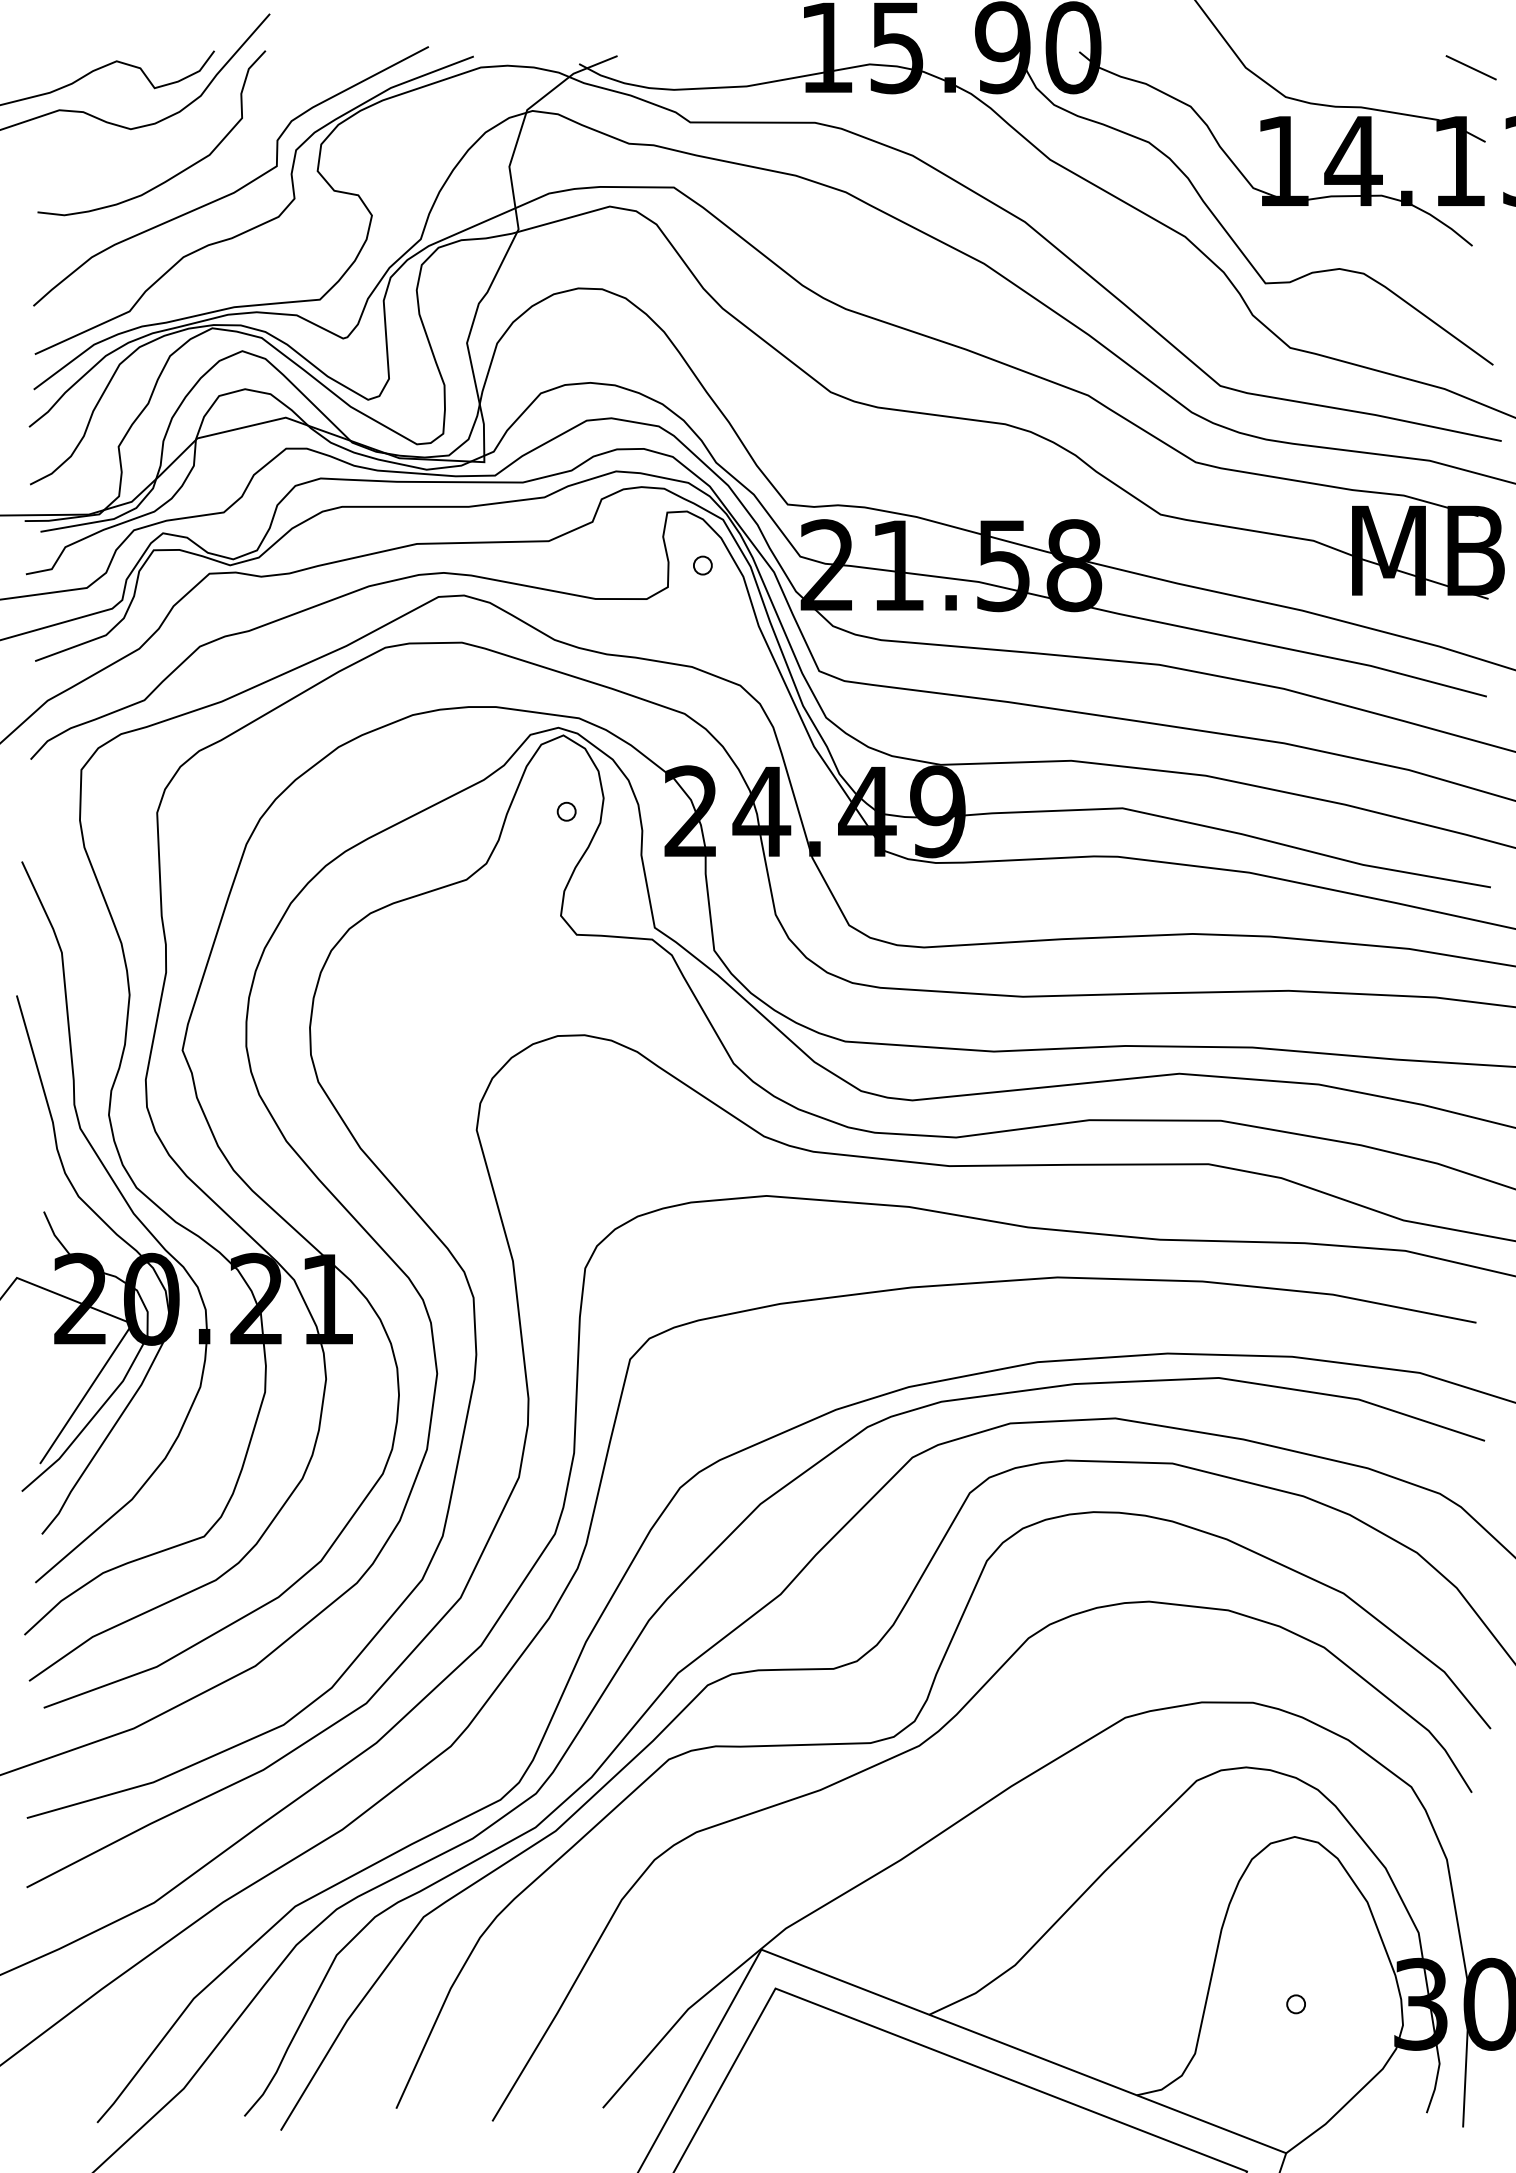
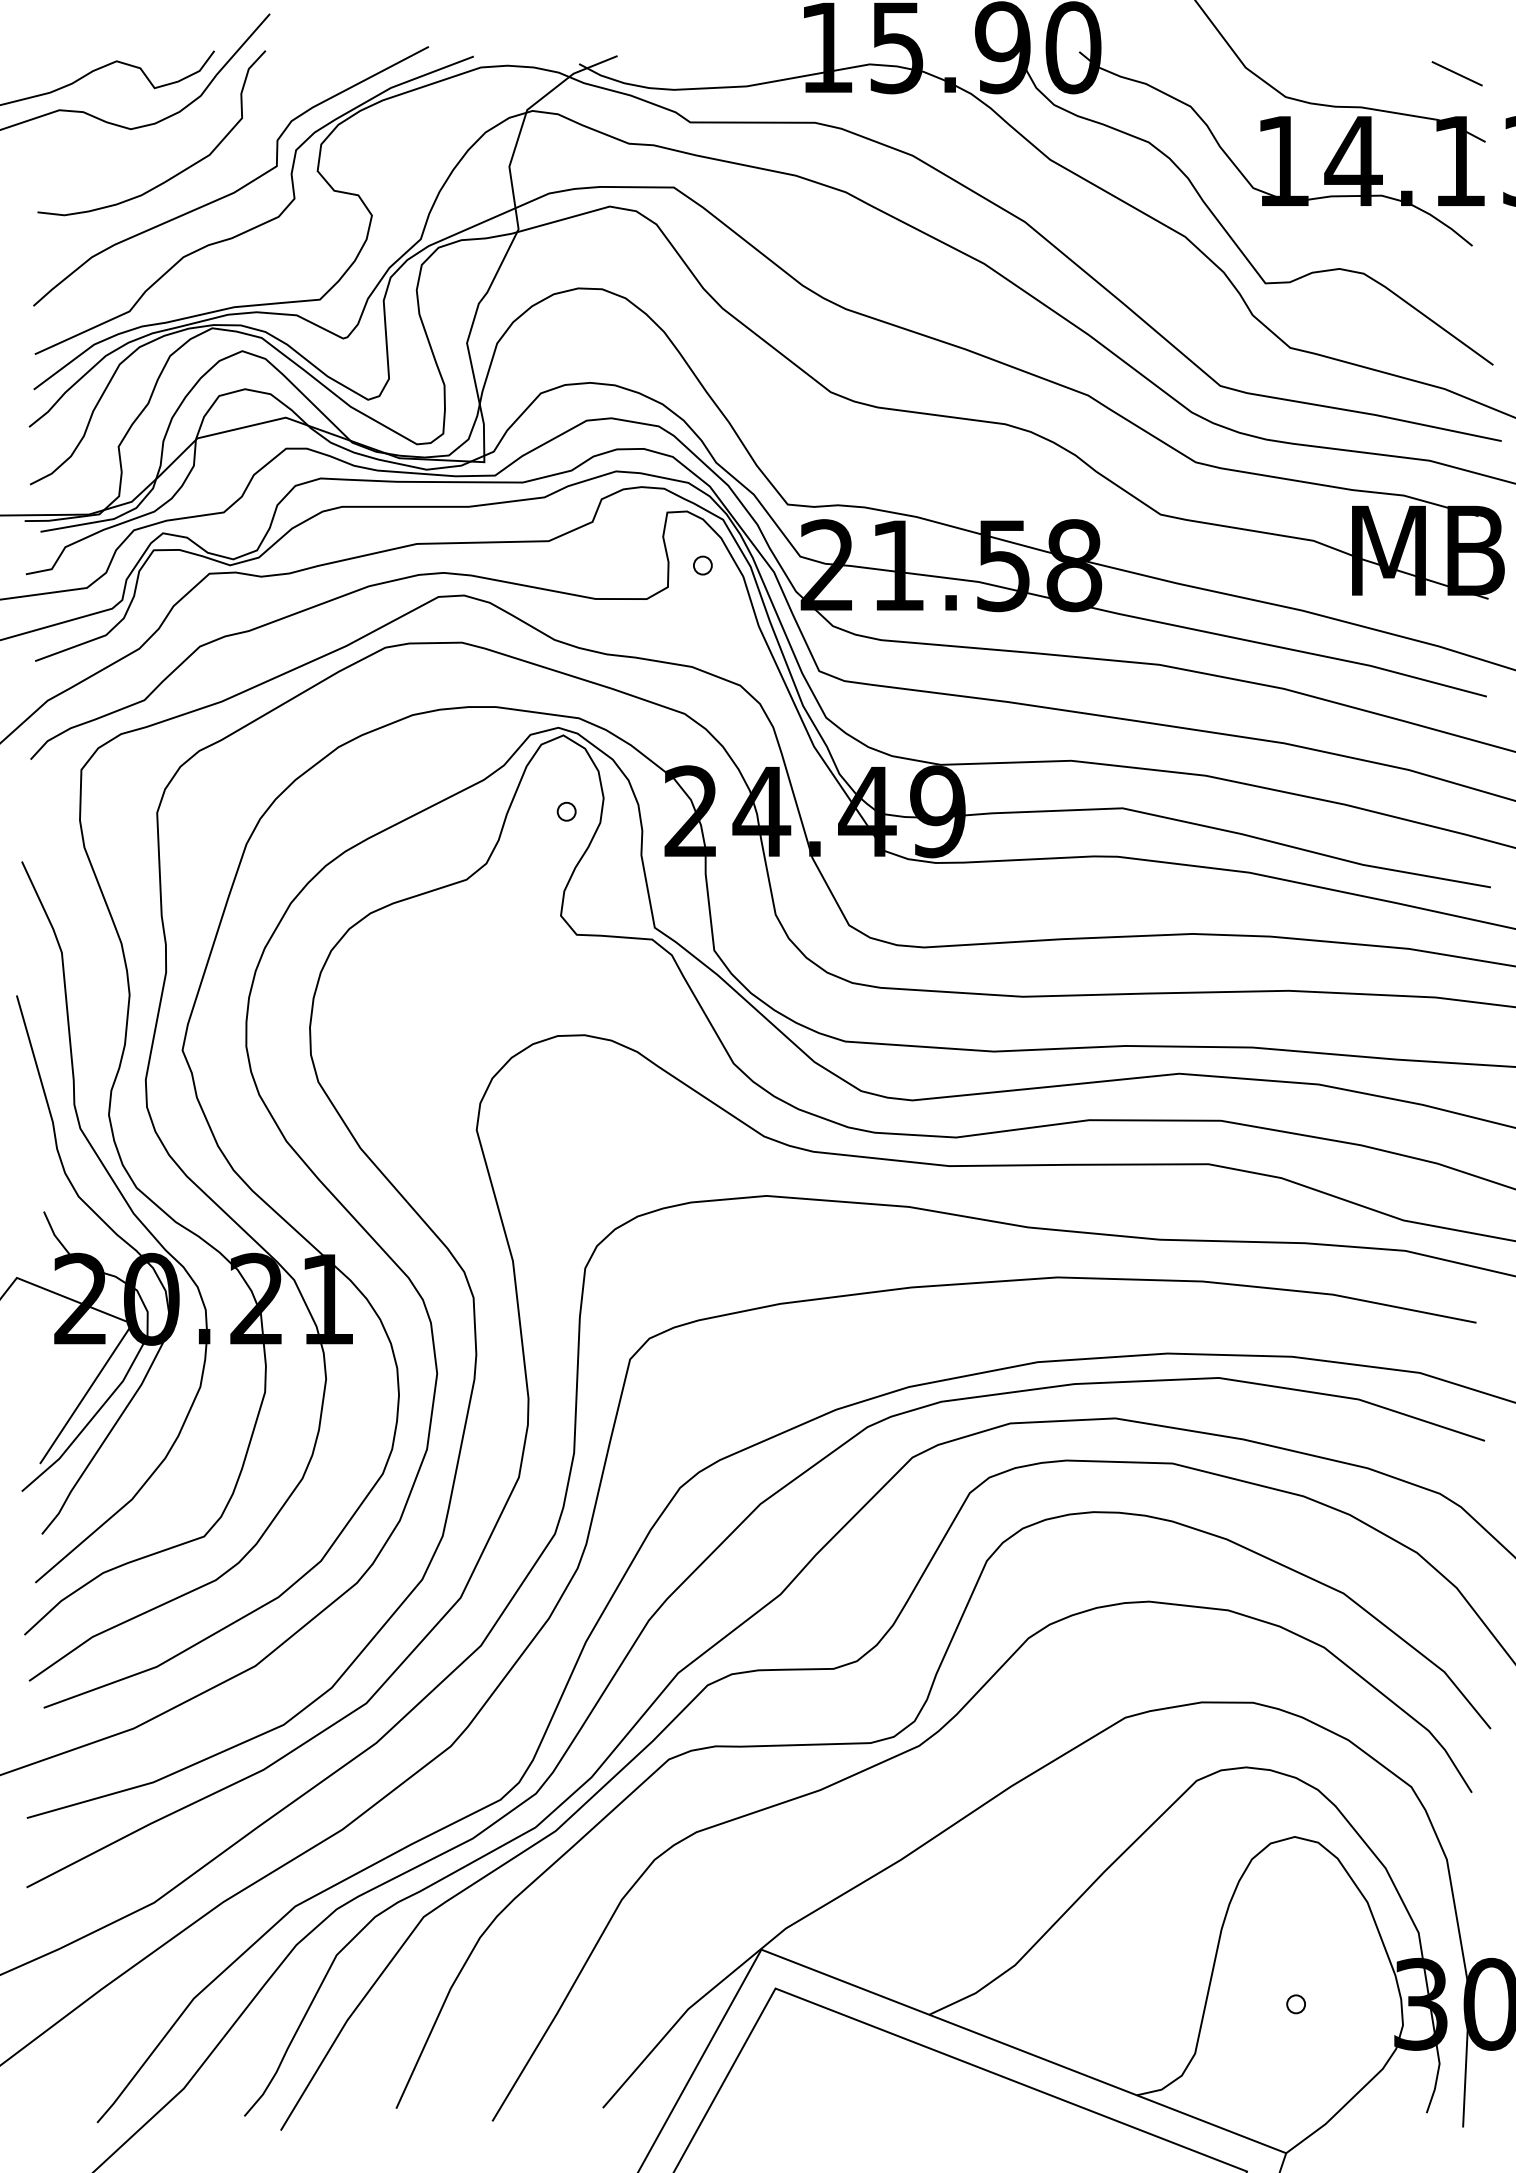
line position: (1470, 67) -> (1456, 73) (1456, 73)
